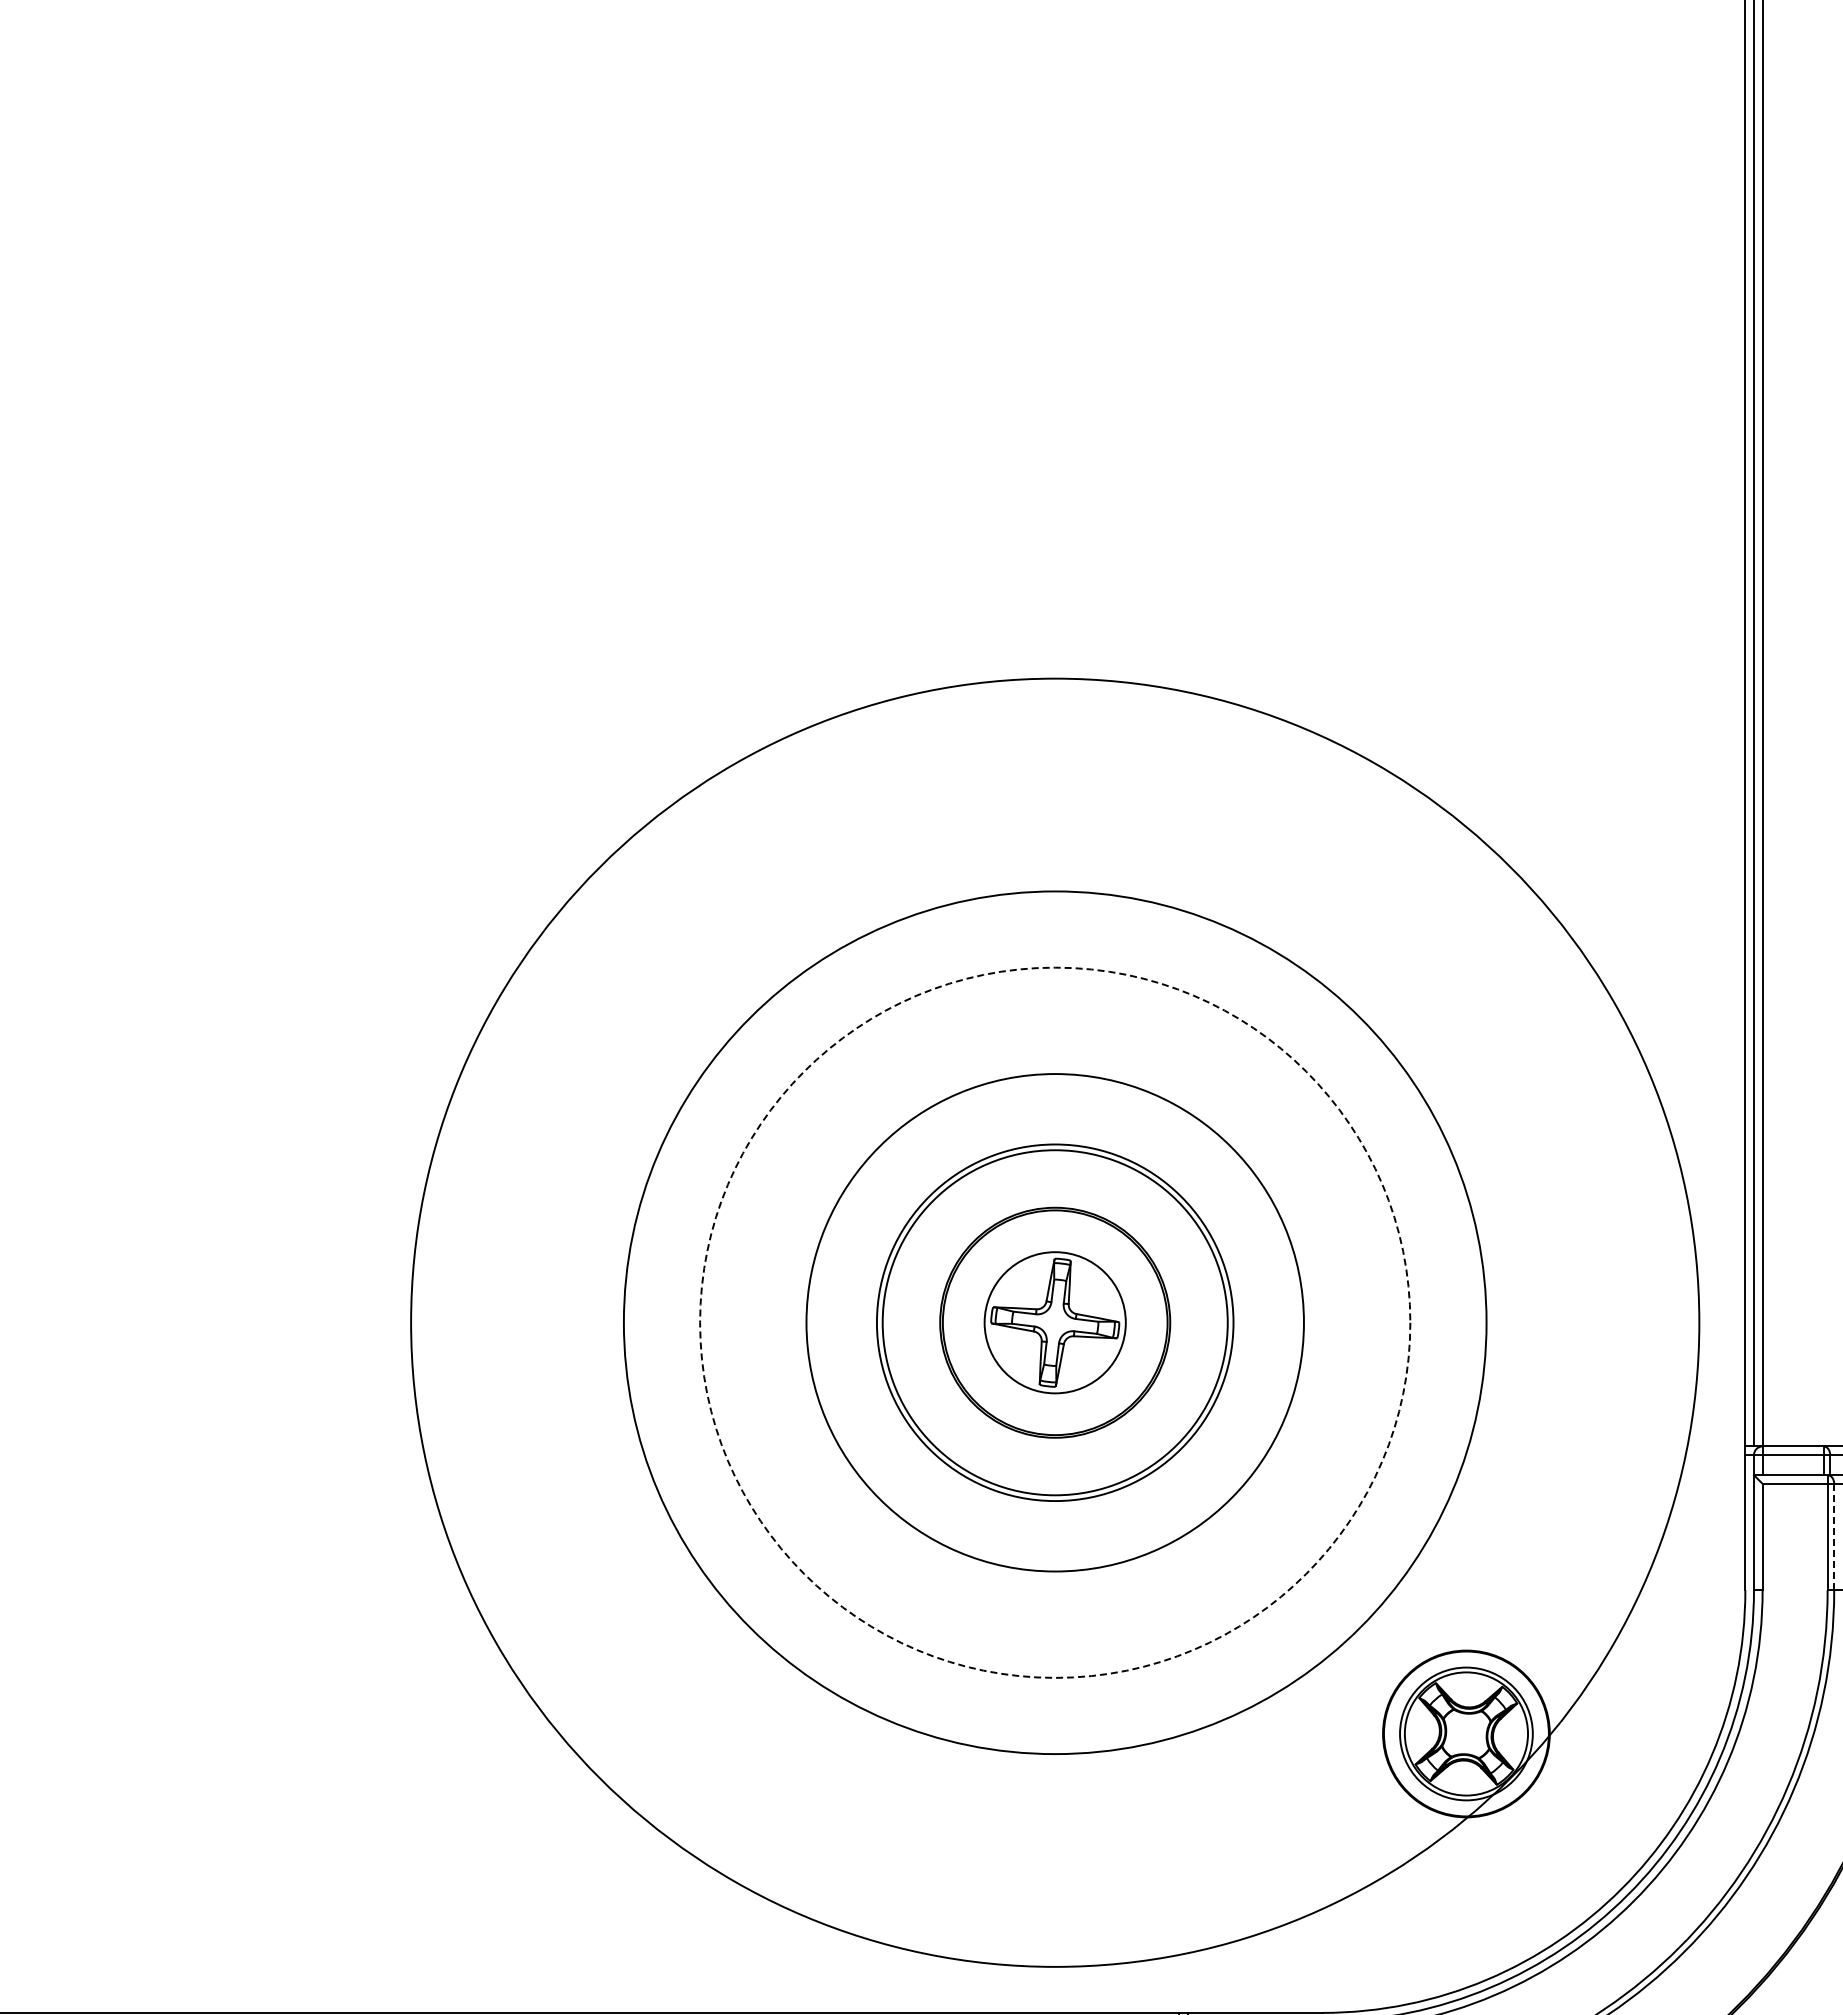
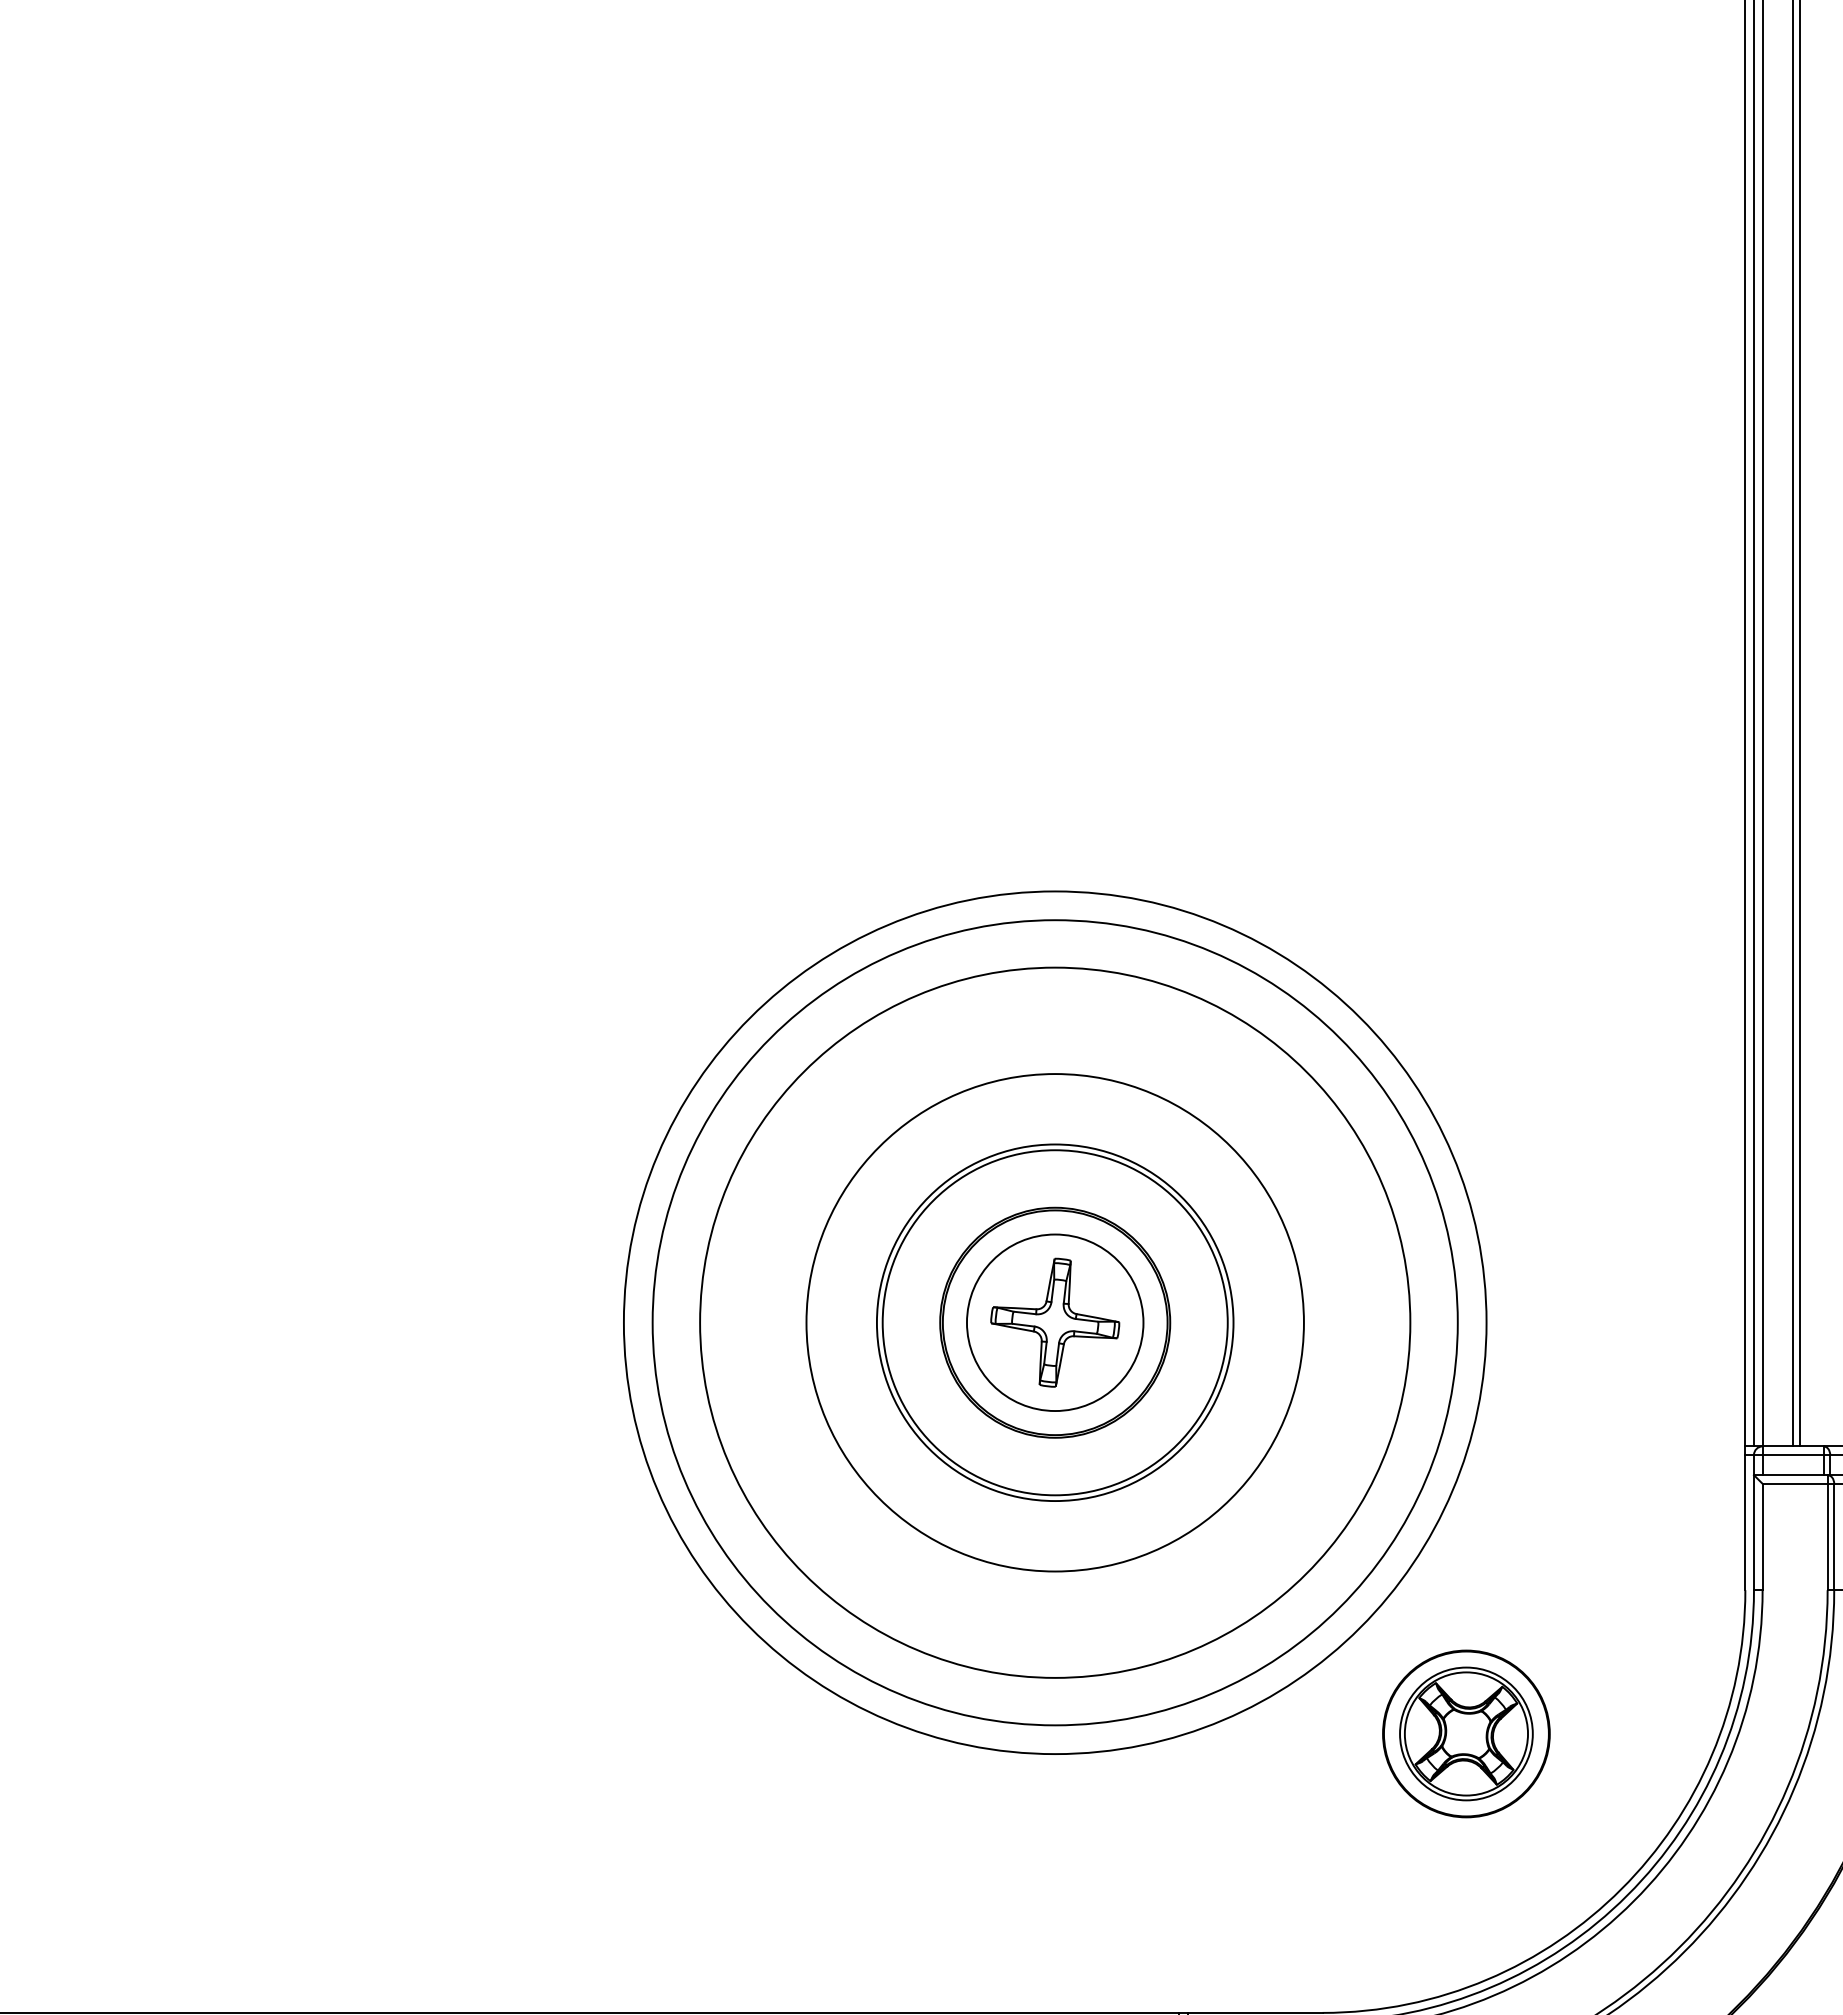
line: none -> present (1793, 724)
line: none -> present (1799, 724)
circle diameter: 141 px -> 176 px (1054, 1322)
circle diameter: 1288 px -> 805 px (1054, 1322)
circle: dashed -> solid (1055, 1322)
line: dashed -> solid (1834, 1536)
